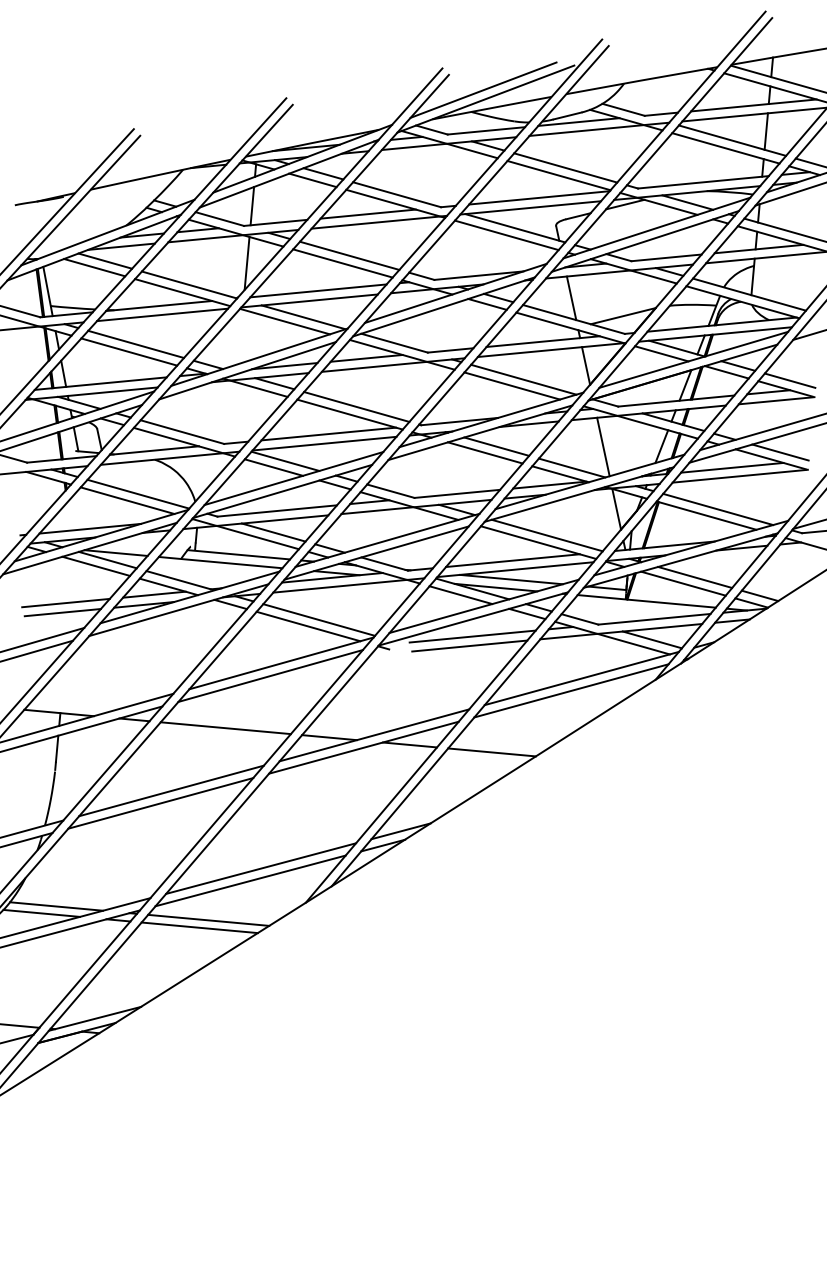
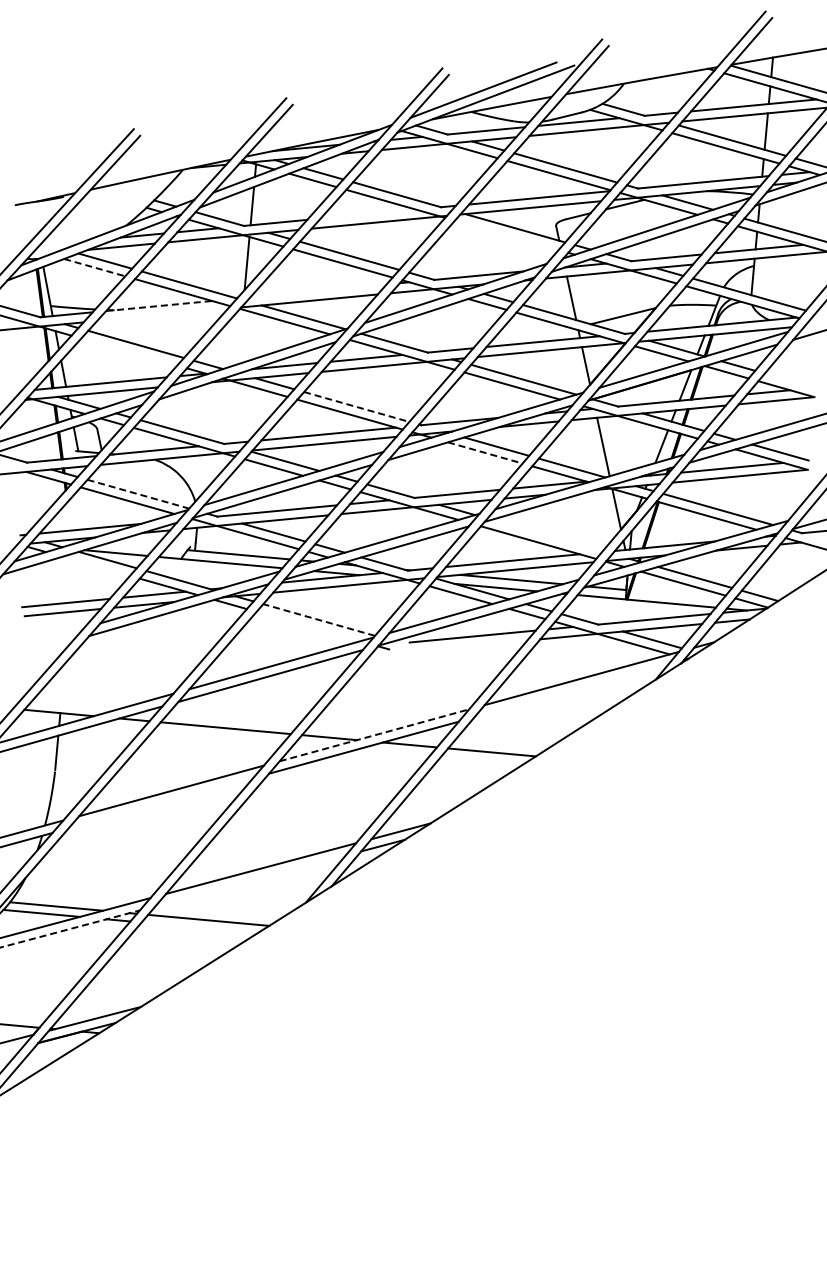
line: present -> none (367, 213)
line: present -> none (506, 235)
line: solid -> dashed (94, 267)
line: present -> none (318, 290)
line: solid -> dashed (159, 305)
line: present -> none (162, 314)
line: present -> none (129, 351)
line: present -> none (789, 380)
line: solid -> dashed (356, 406)
line: solid -> dashed (485, 452)
line: solid -> dashed (138, 494)
line: present -> none (546, 535)
line: present -> none (96, 565)
line: solid -> dashed (318, 619)
line: present -> none (308, 626)
line: present -> none (43, 639)
line: present -> none (469, 645)
line: present -> none (37, 650)
line: present -> none (571, 690)
line: solid -> dashed (374, 735)
line: present -> none (160, 803)
line: present -> none (250, 880)
line: present -> none (199, 927)
line: solid -> dashed (70, 928)
